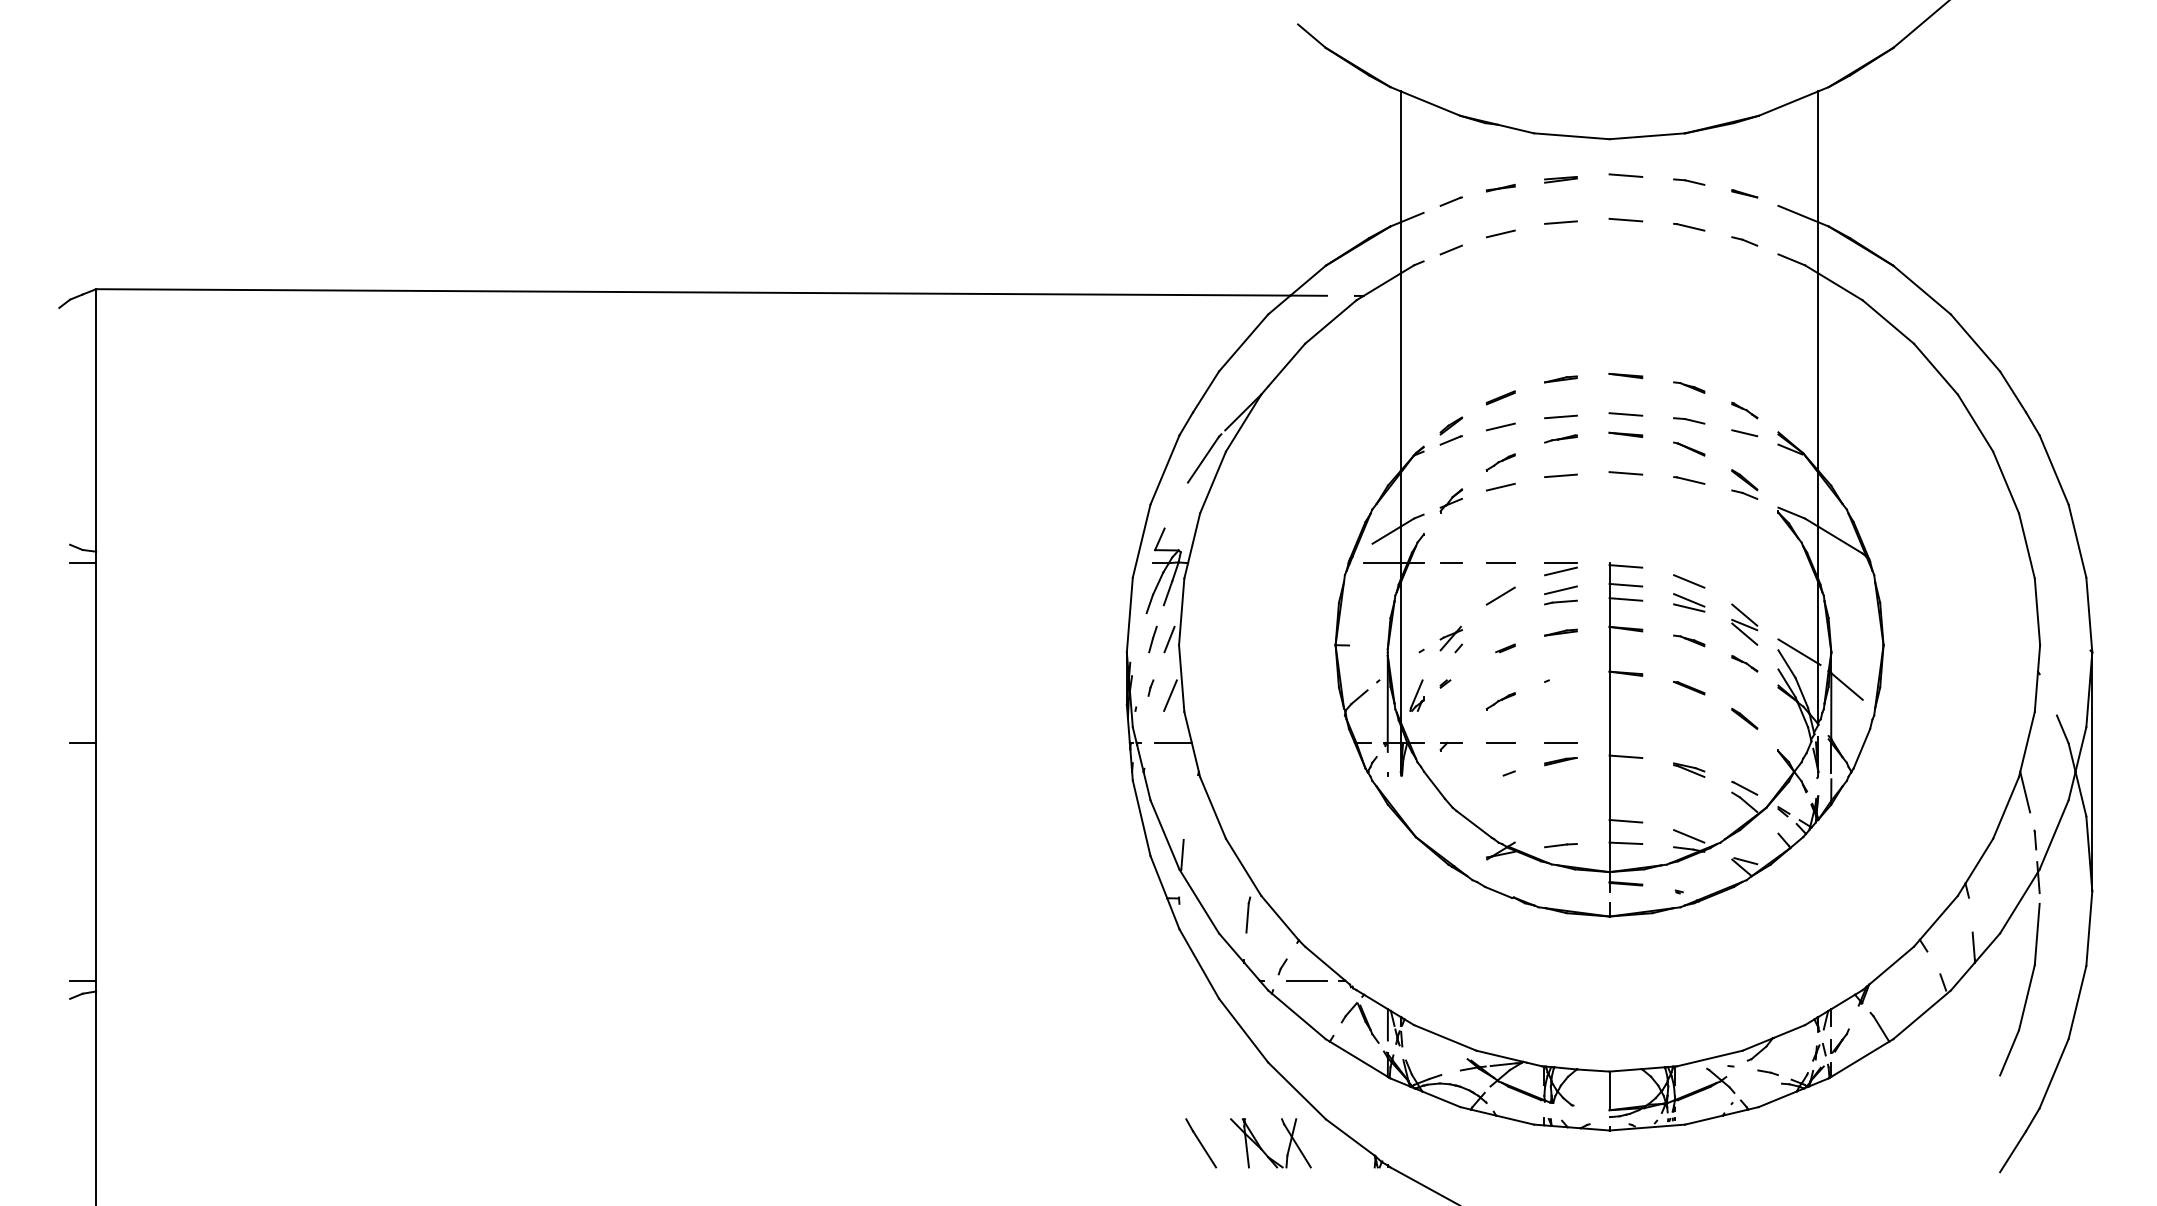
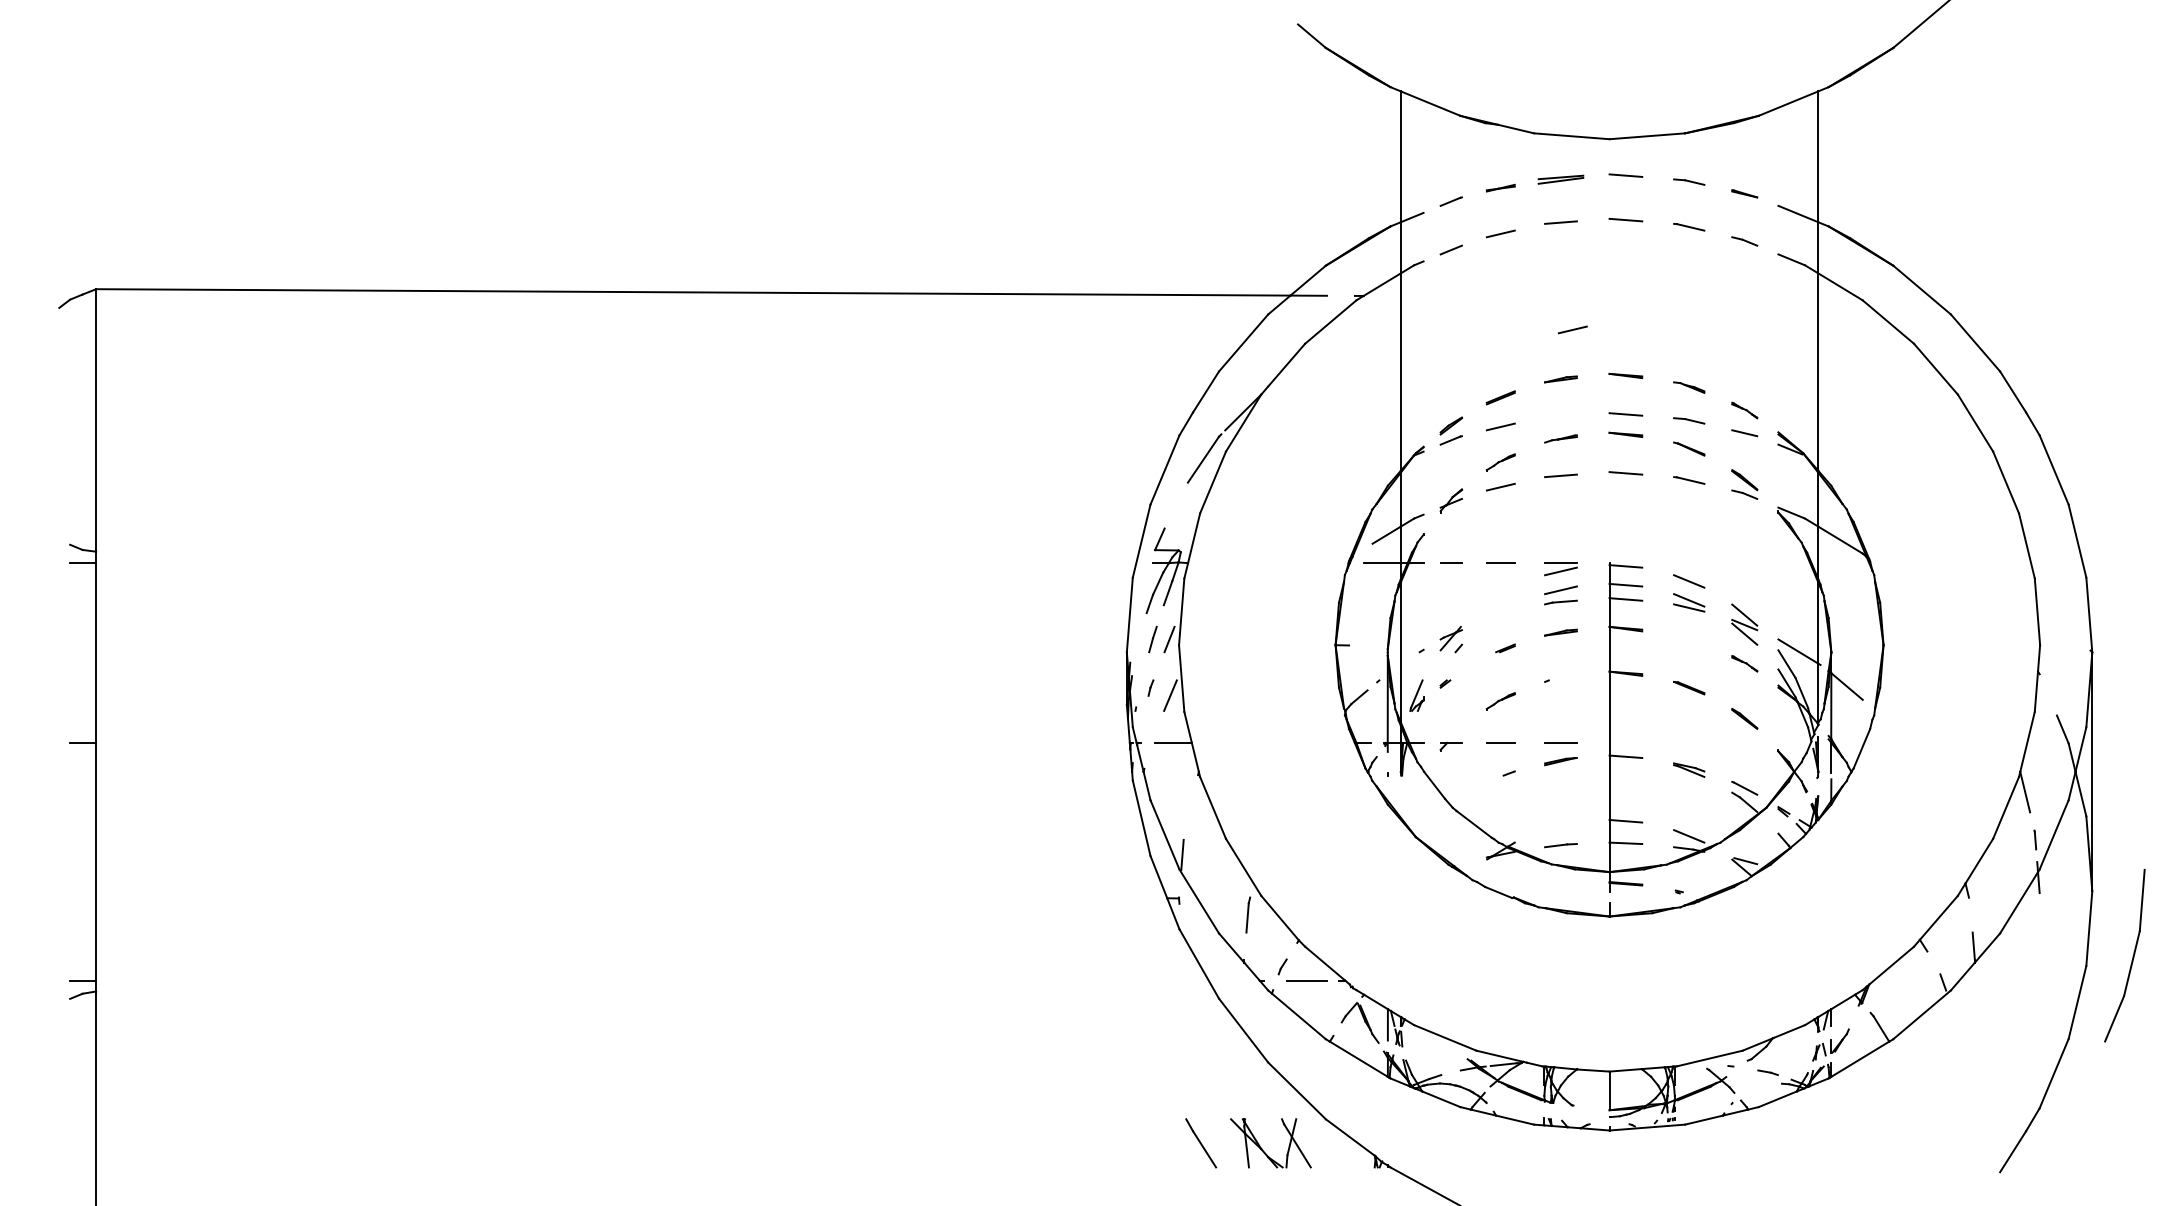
part size: 34x8 px -> 48x11 px (1560, 179)
line: none -> present (1572, 329)
line: present -> none (1560, 416)
line: present -> none (1500, 595)
part: present -> none (1689, 640)
part position: (2027, 990) -> (2132, 956) (2132, 956)
